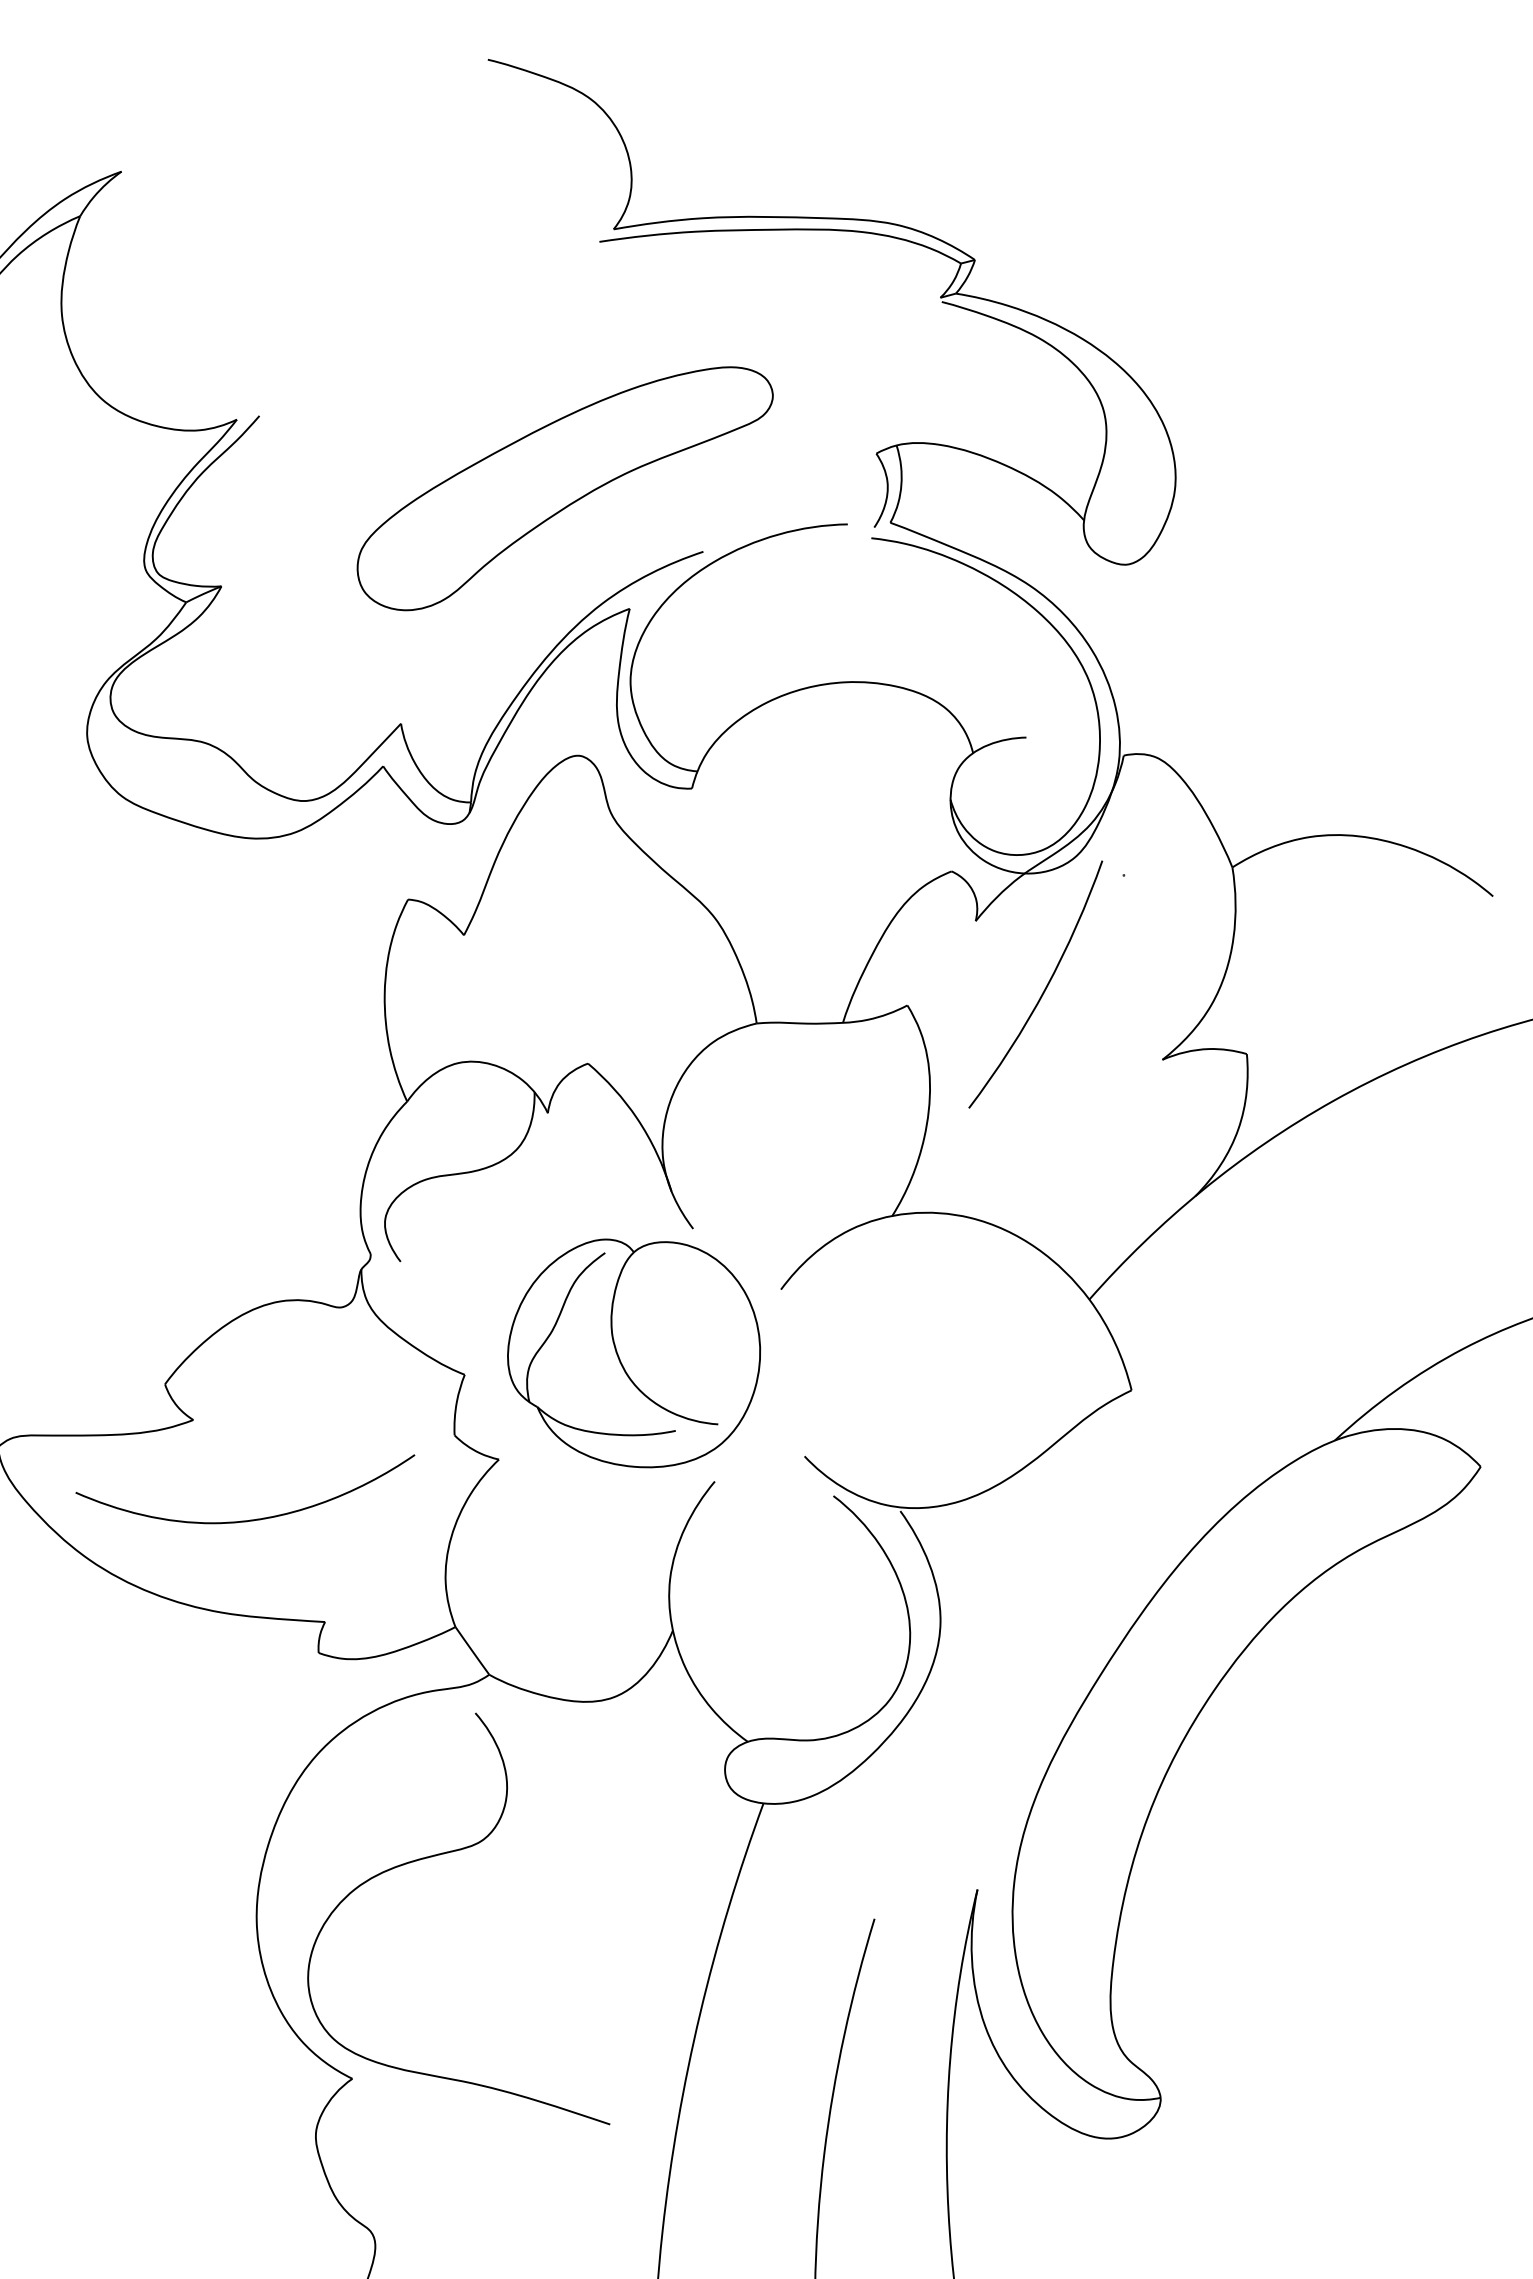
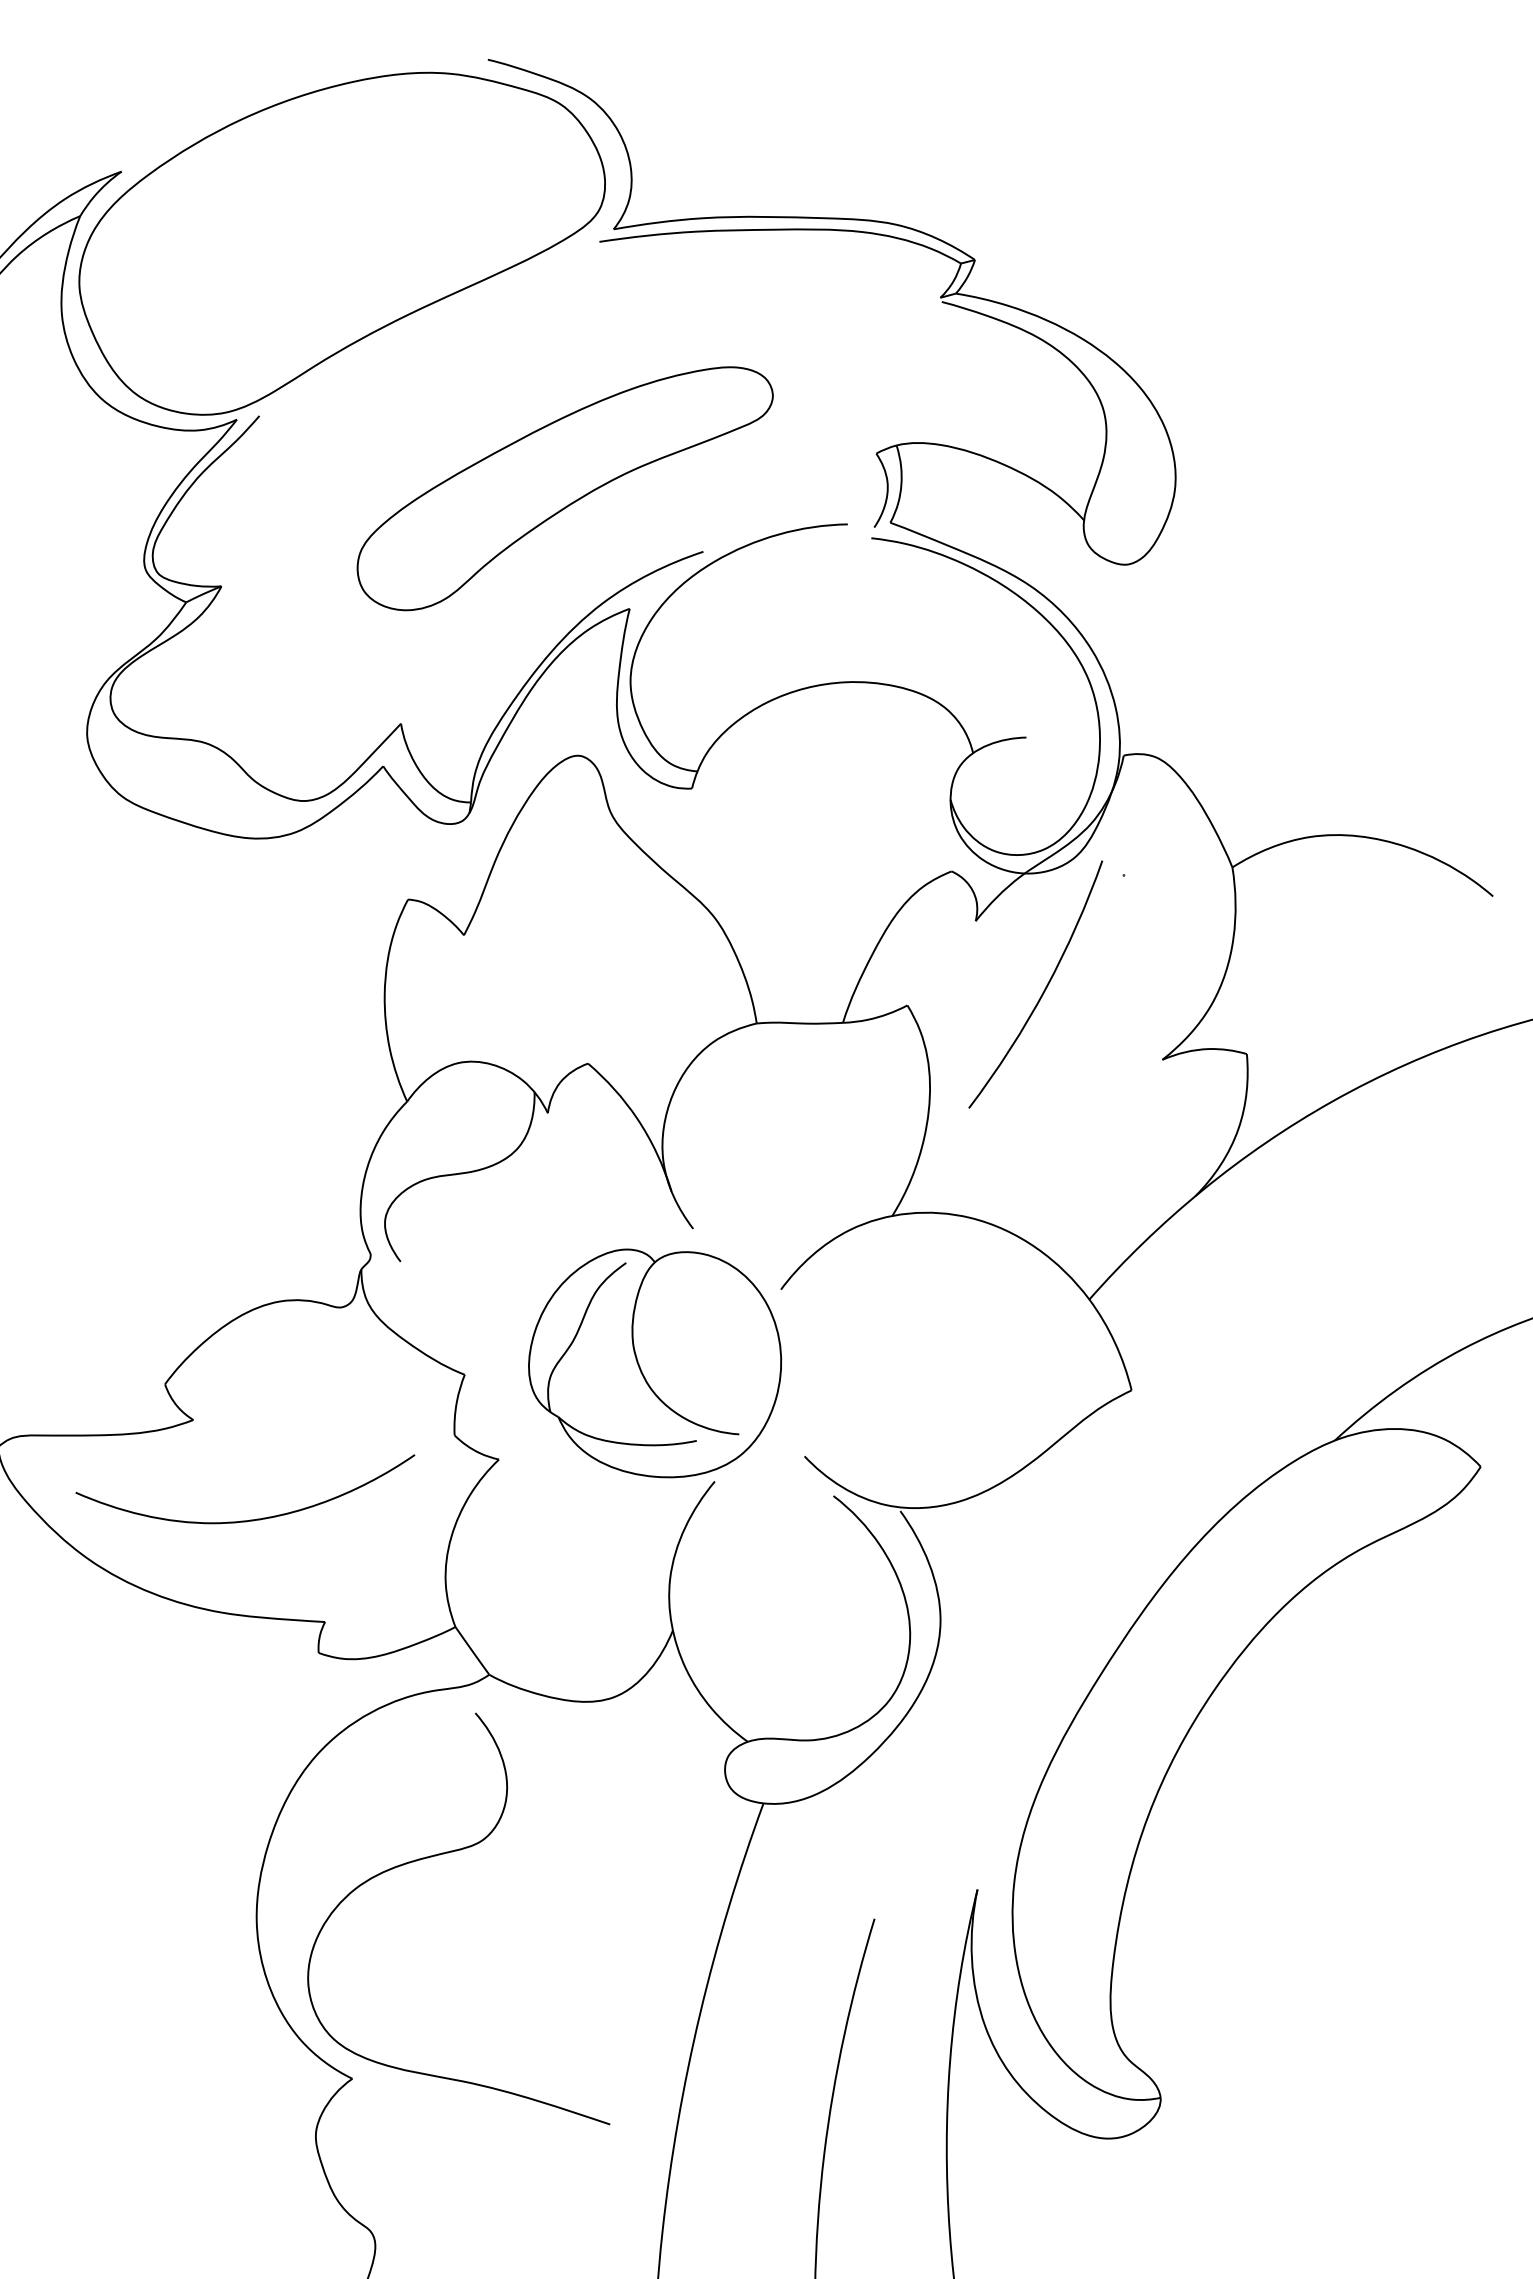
part: none -> present (341, 243)
part position: (634, 1353) -> (655, 1363) (655, 1363)
